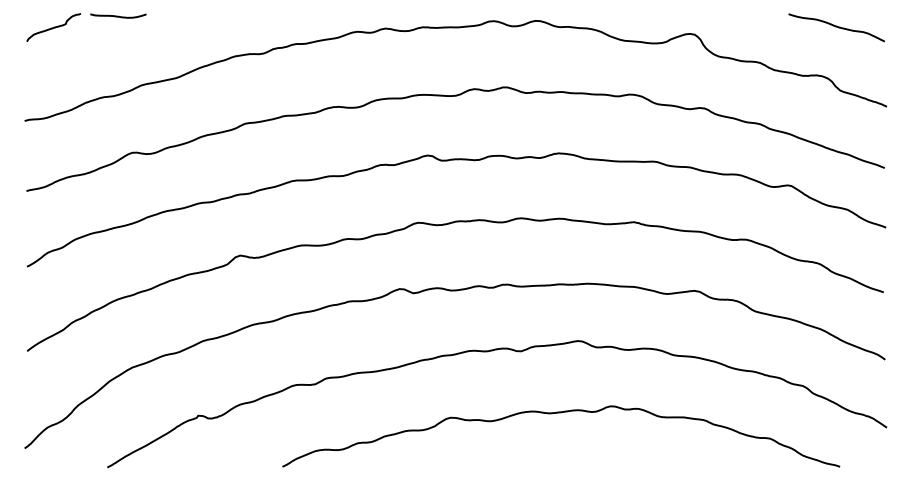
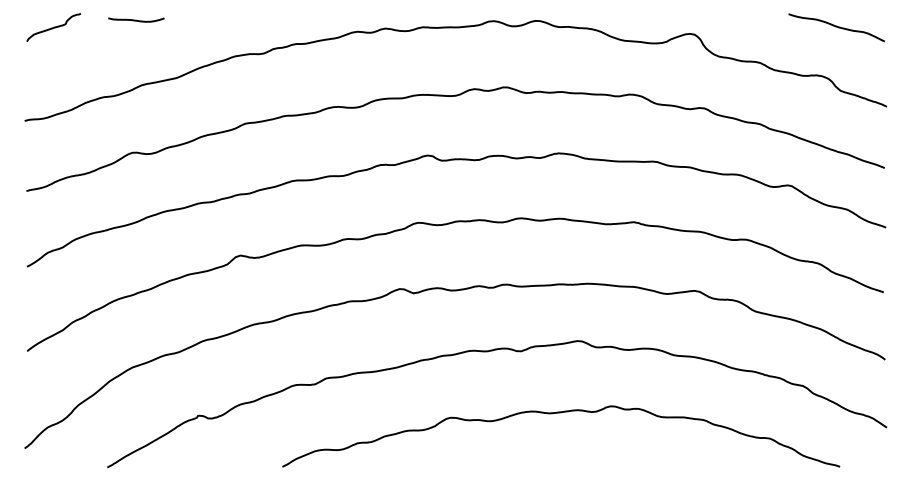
curve position: (118, 15) -> (136, 19) (136, 19)
